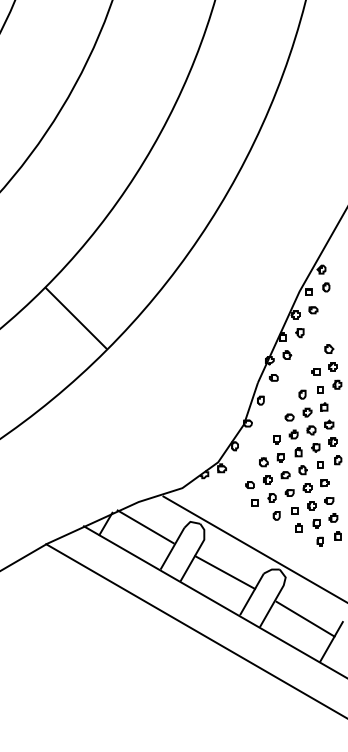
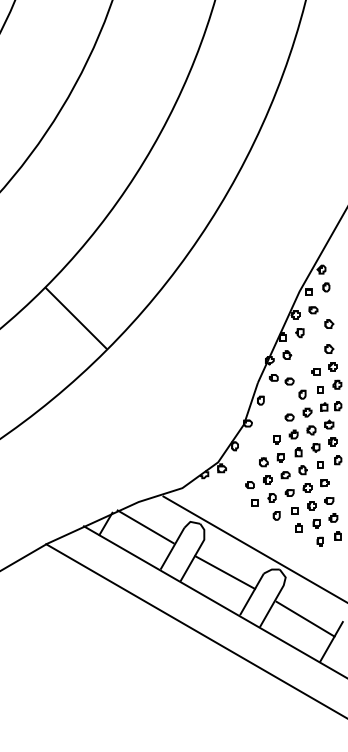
part: none -> present (329, 323)
part: none -> present (289, 381)
part: none -> present (338, 406)
